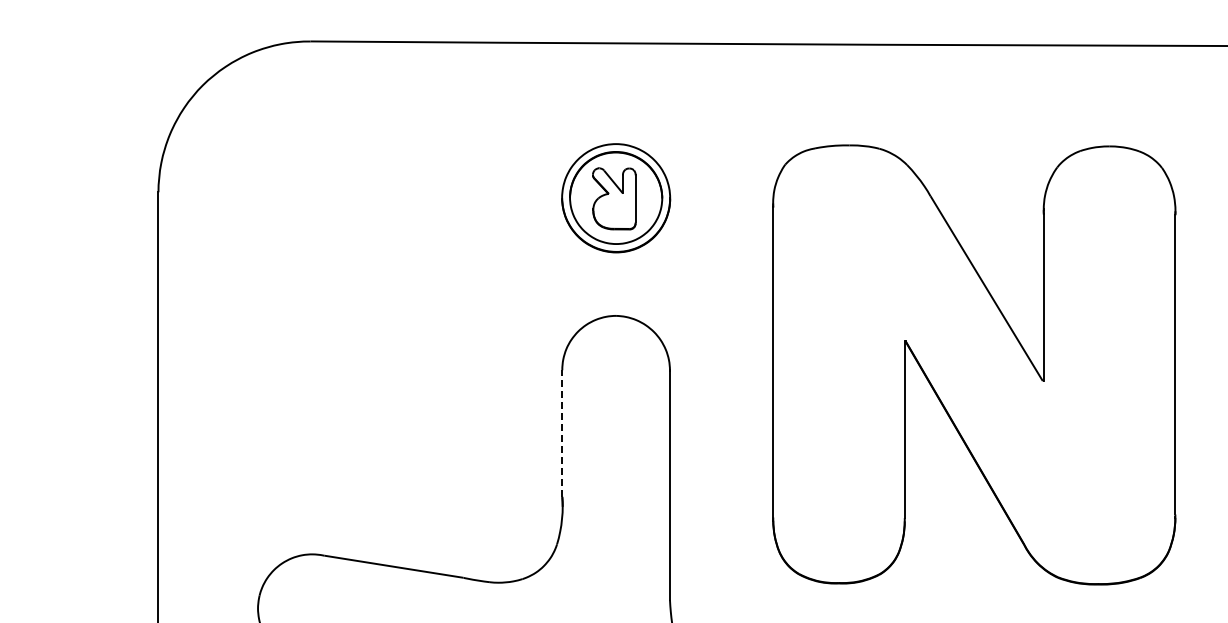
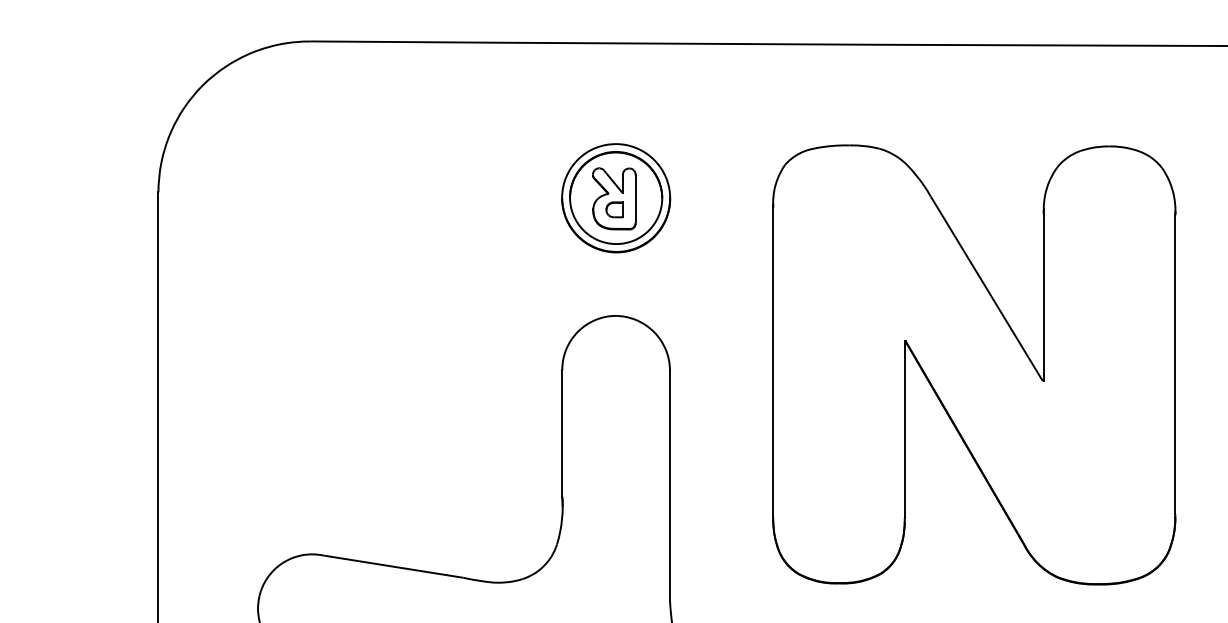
part: none -> present (614, 209)
line: dashed -> solid (562, 433)
